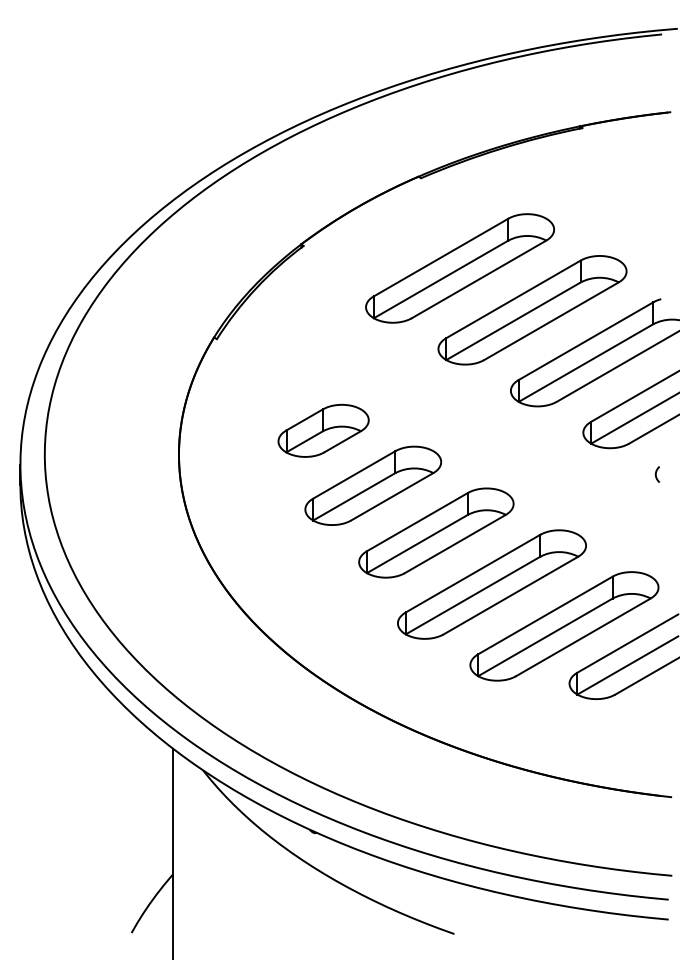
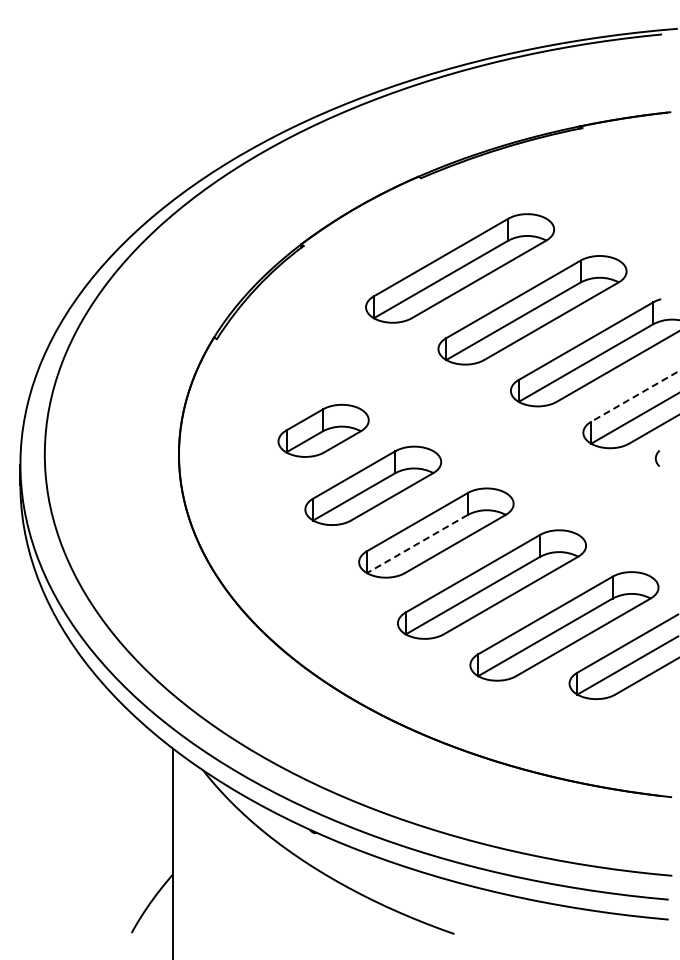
line: solid -> dashed (635, 396)
curve position: (656, 474) -> (656, 458) (656, 458)
line: solid -> dashed (416, 544)
